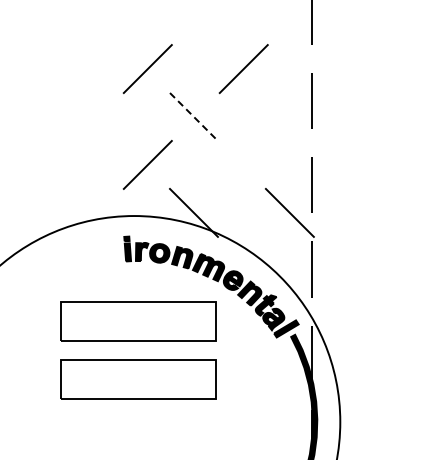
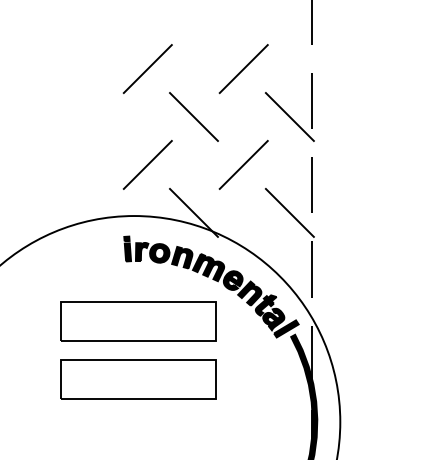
line: none -> present (289, 116)
line: dashed -> solid (193, 117)
line: none -> present (243, 164)
